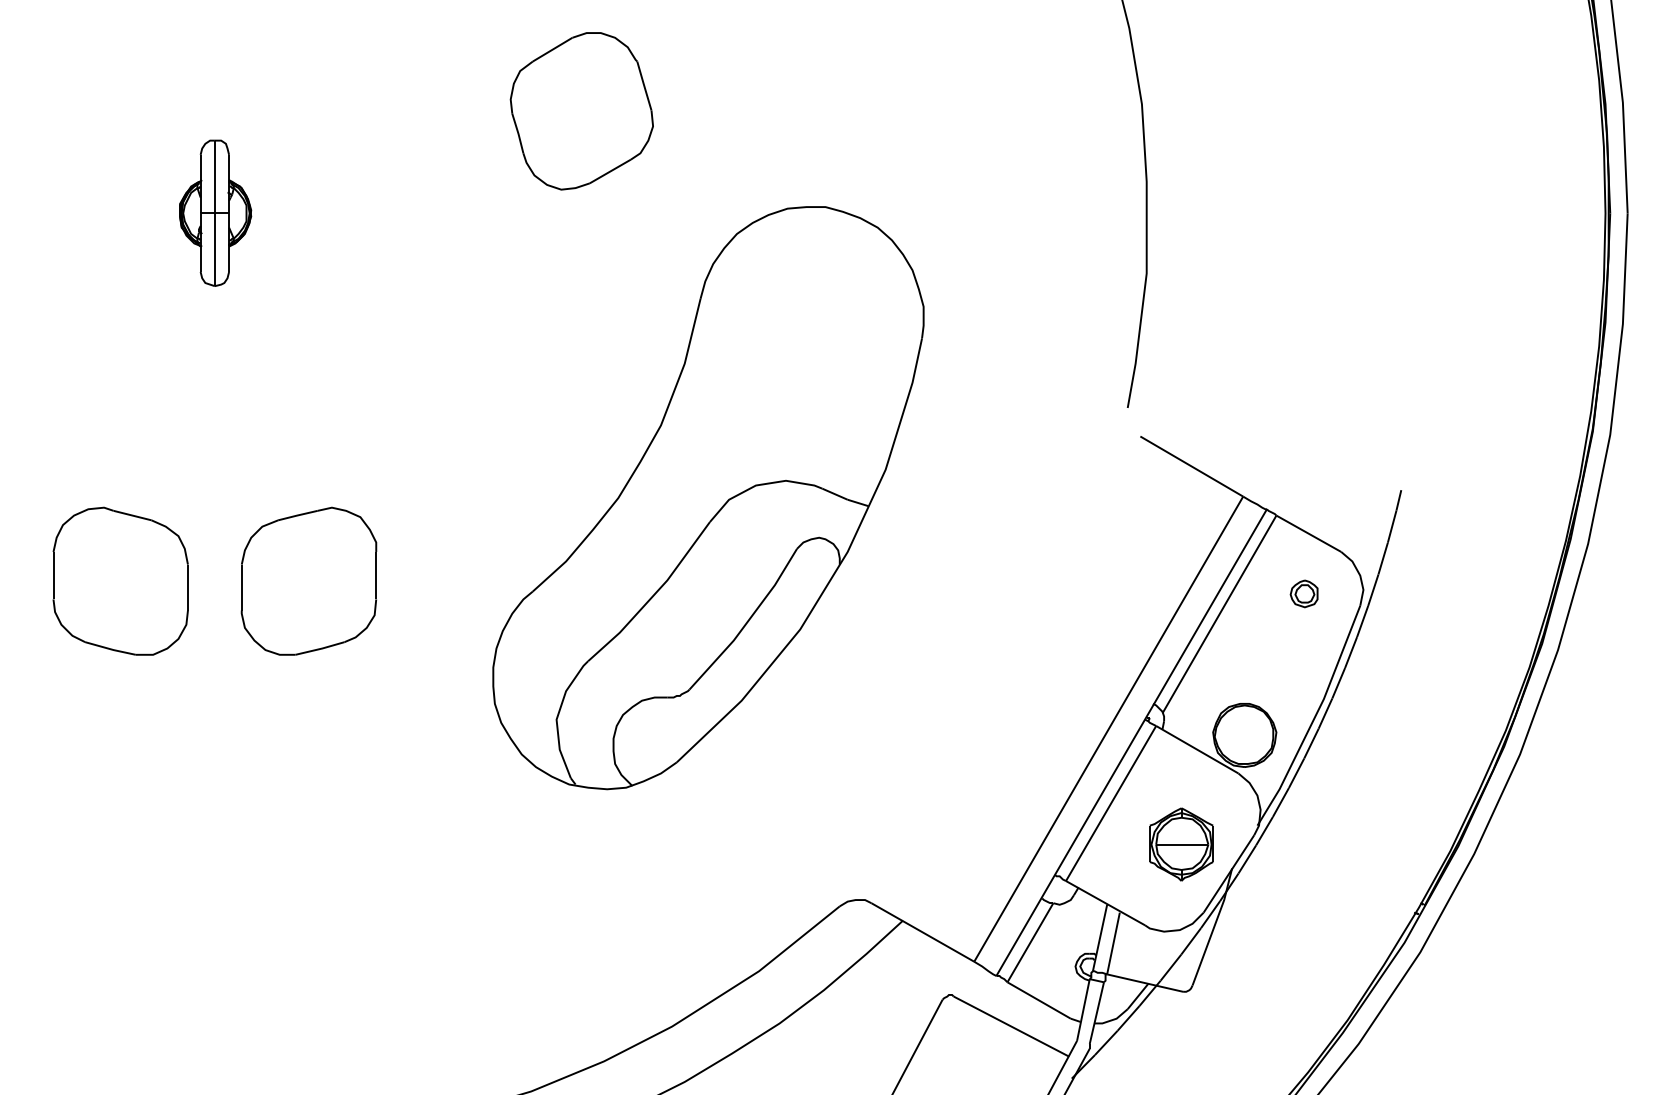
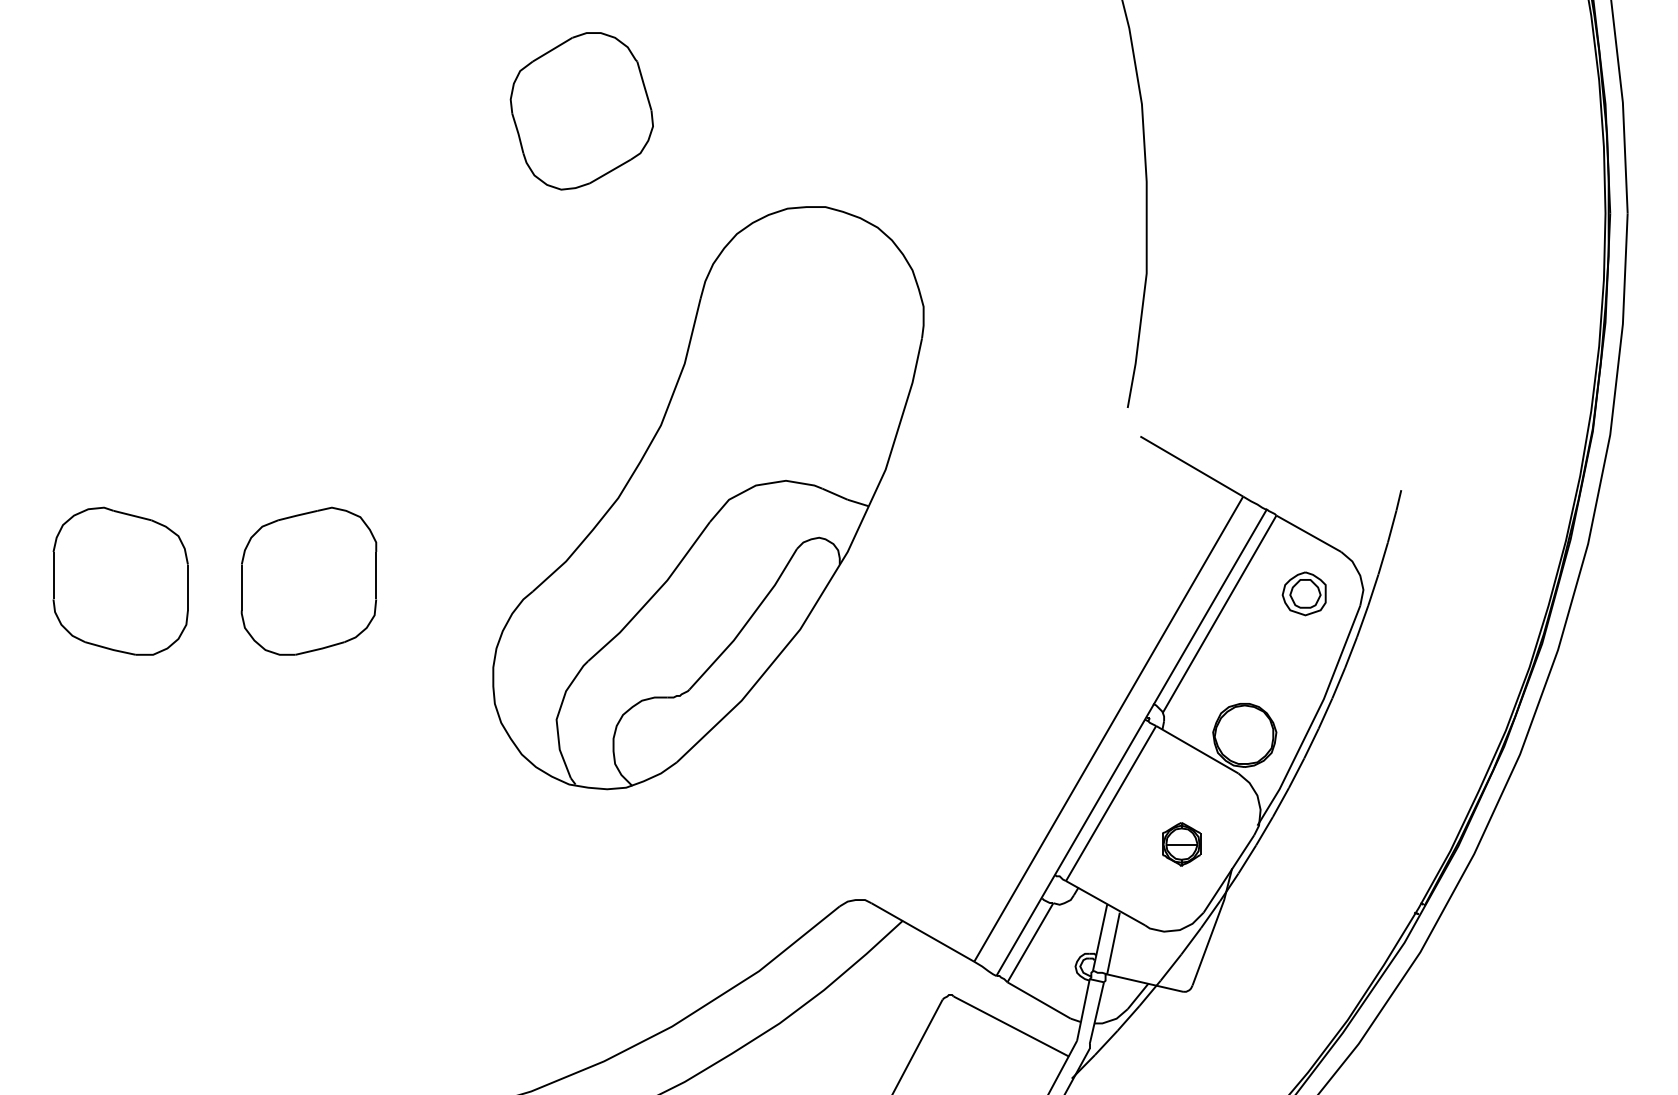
part: present -> none (215, 212)
part size: 30x30 px -> 46x46 px (1303, 593)
part size: 65x75 px -> 40x45 px (1181, 844)
